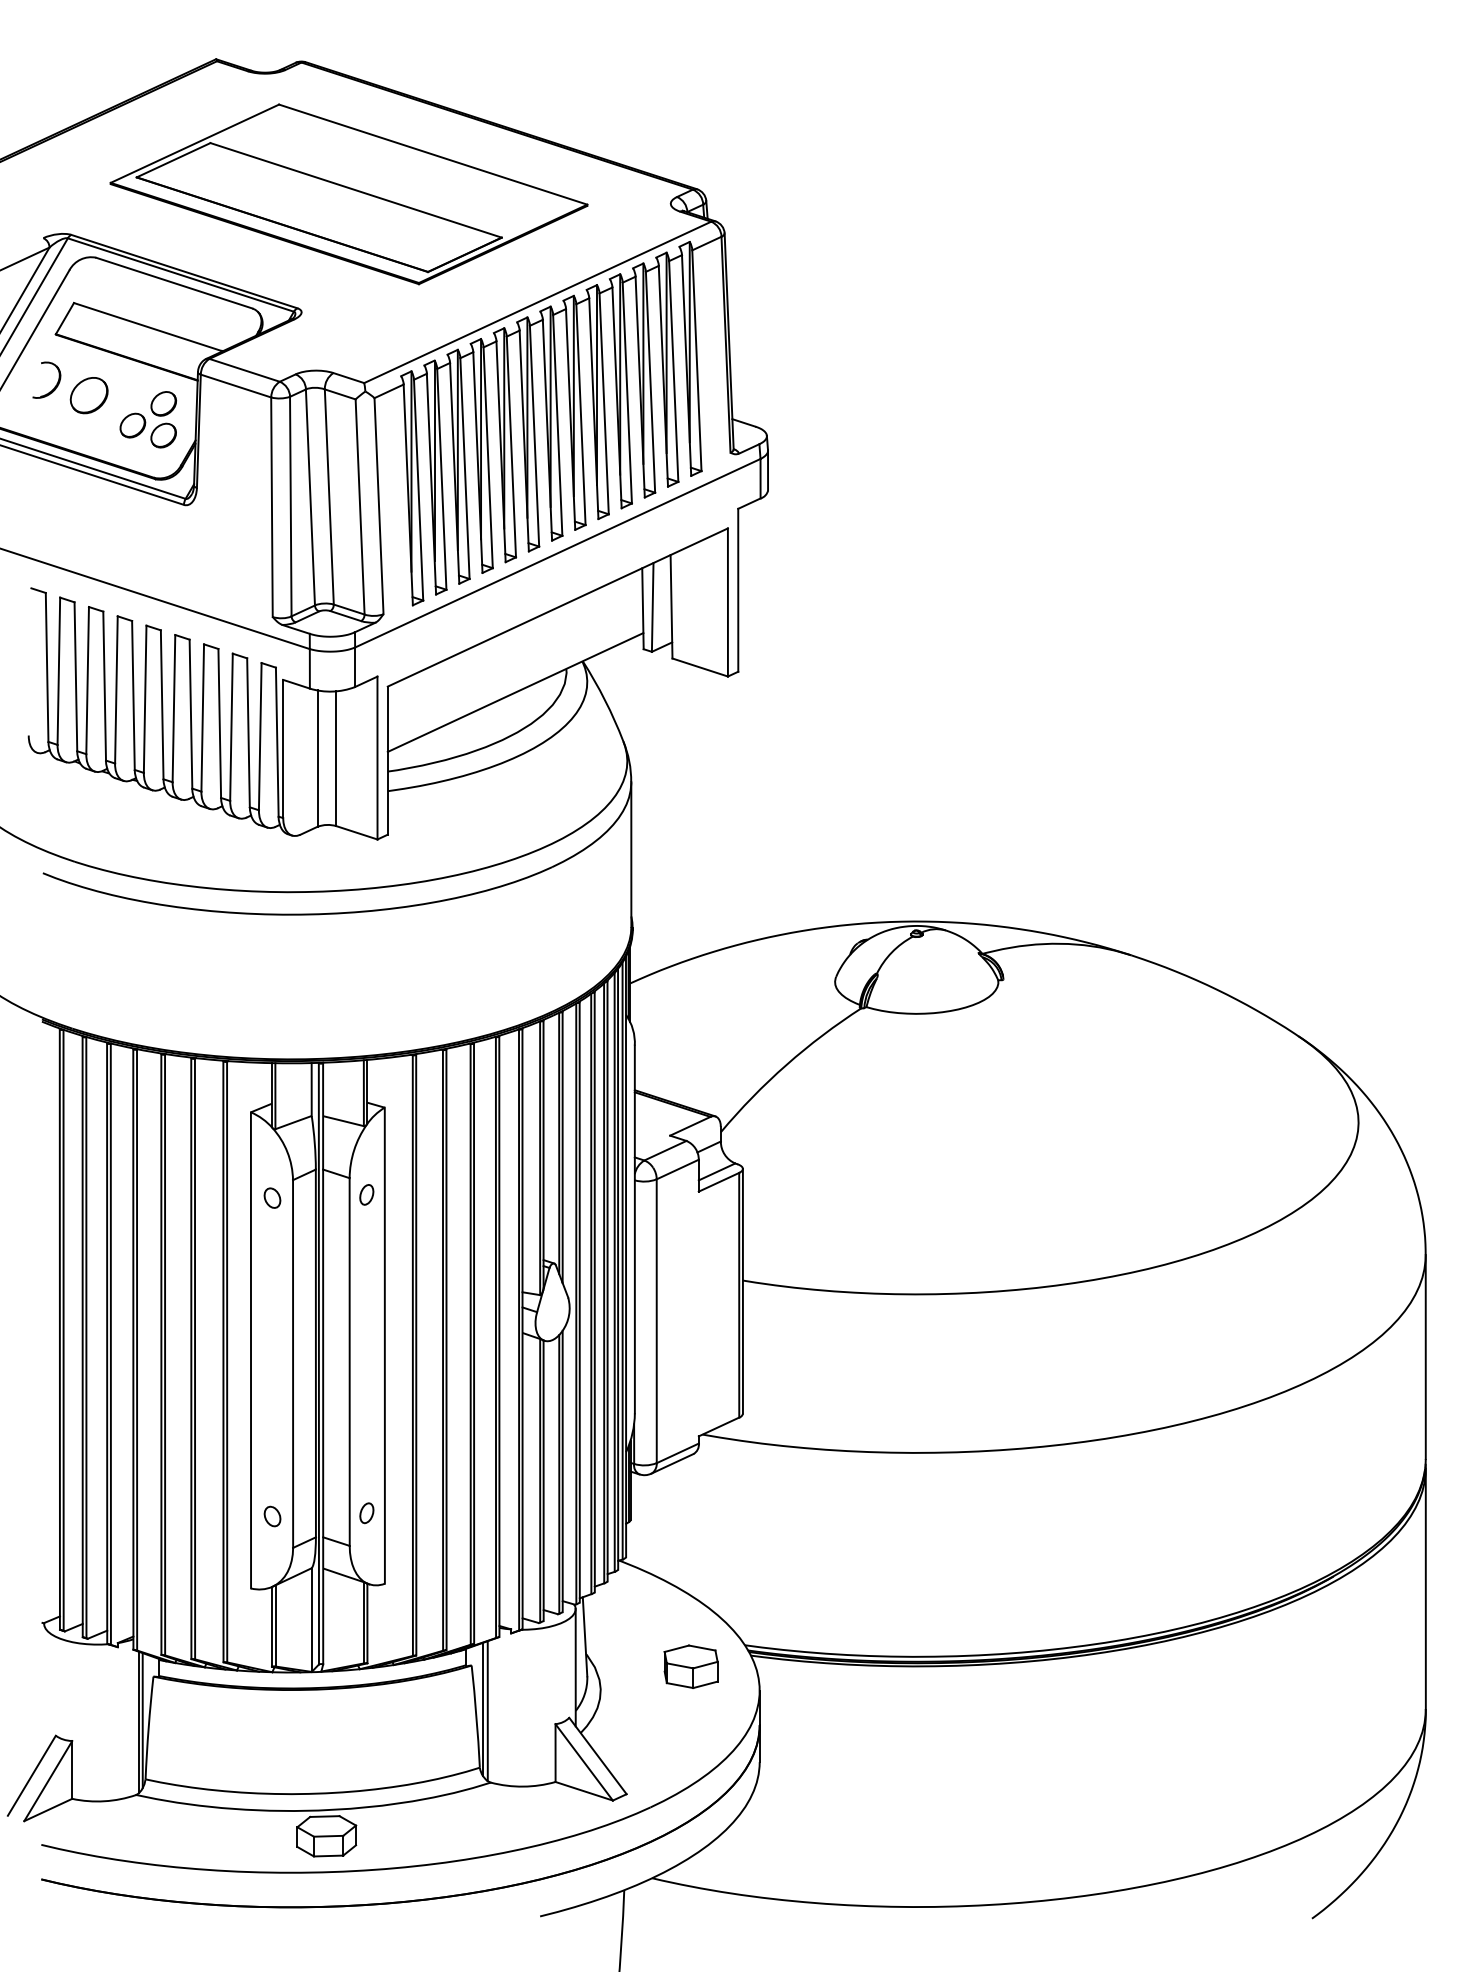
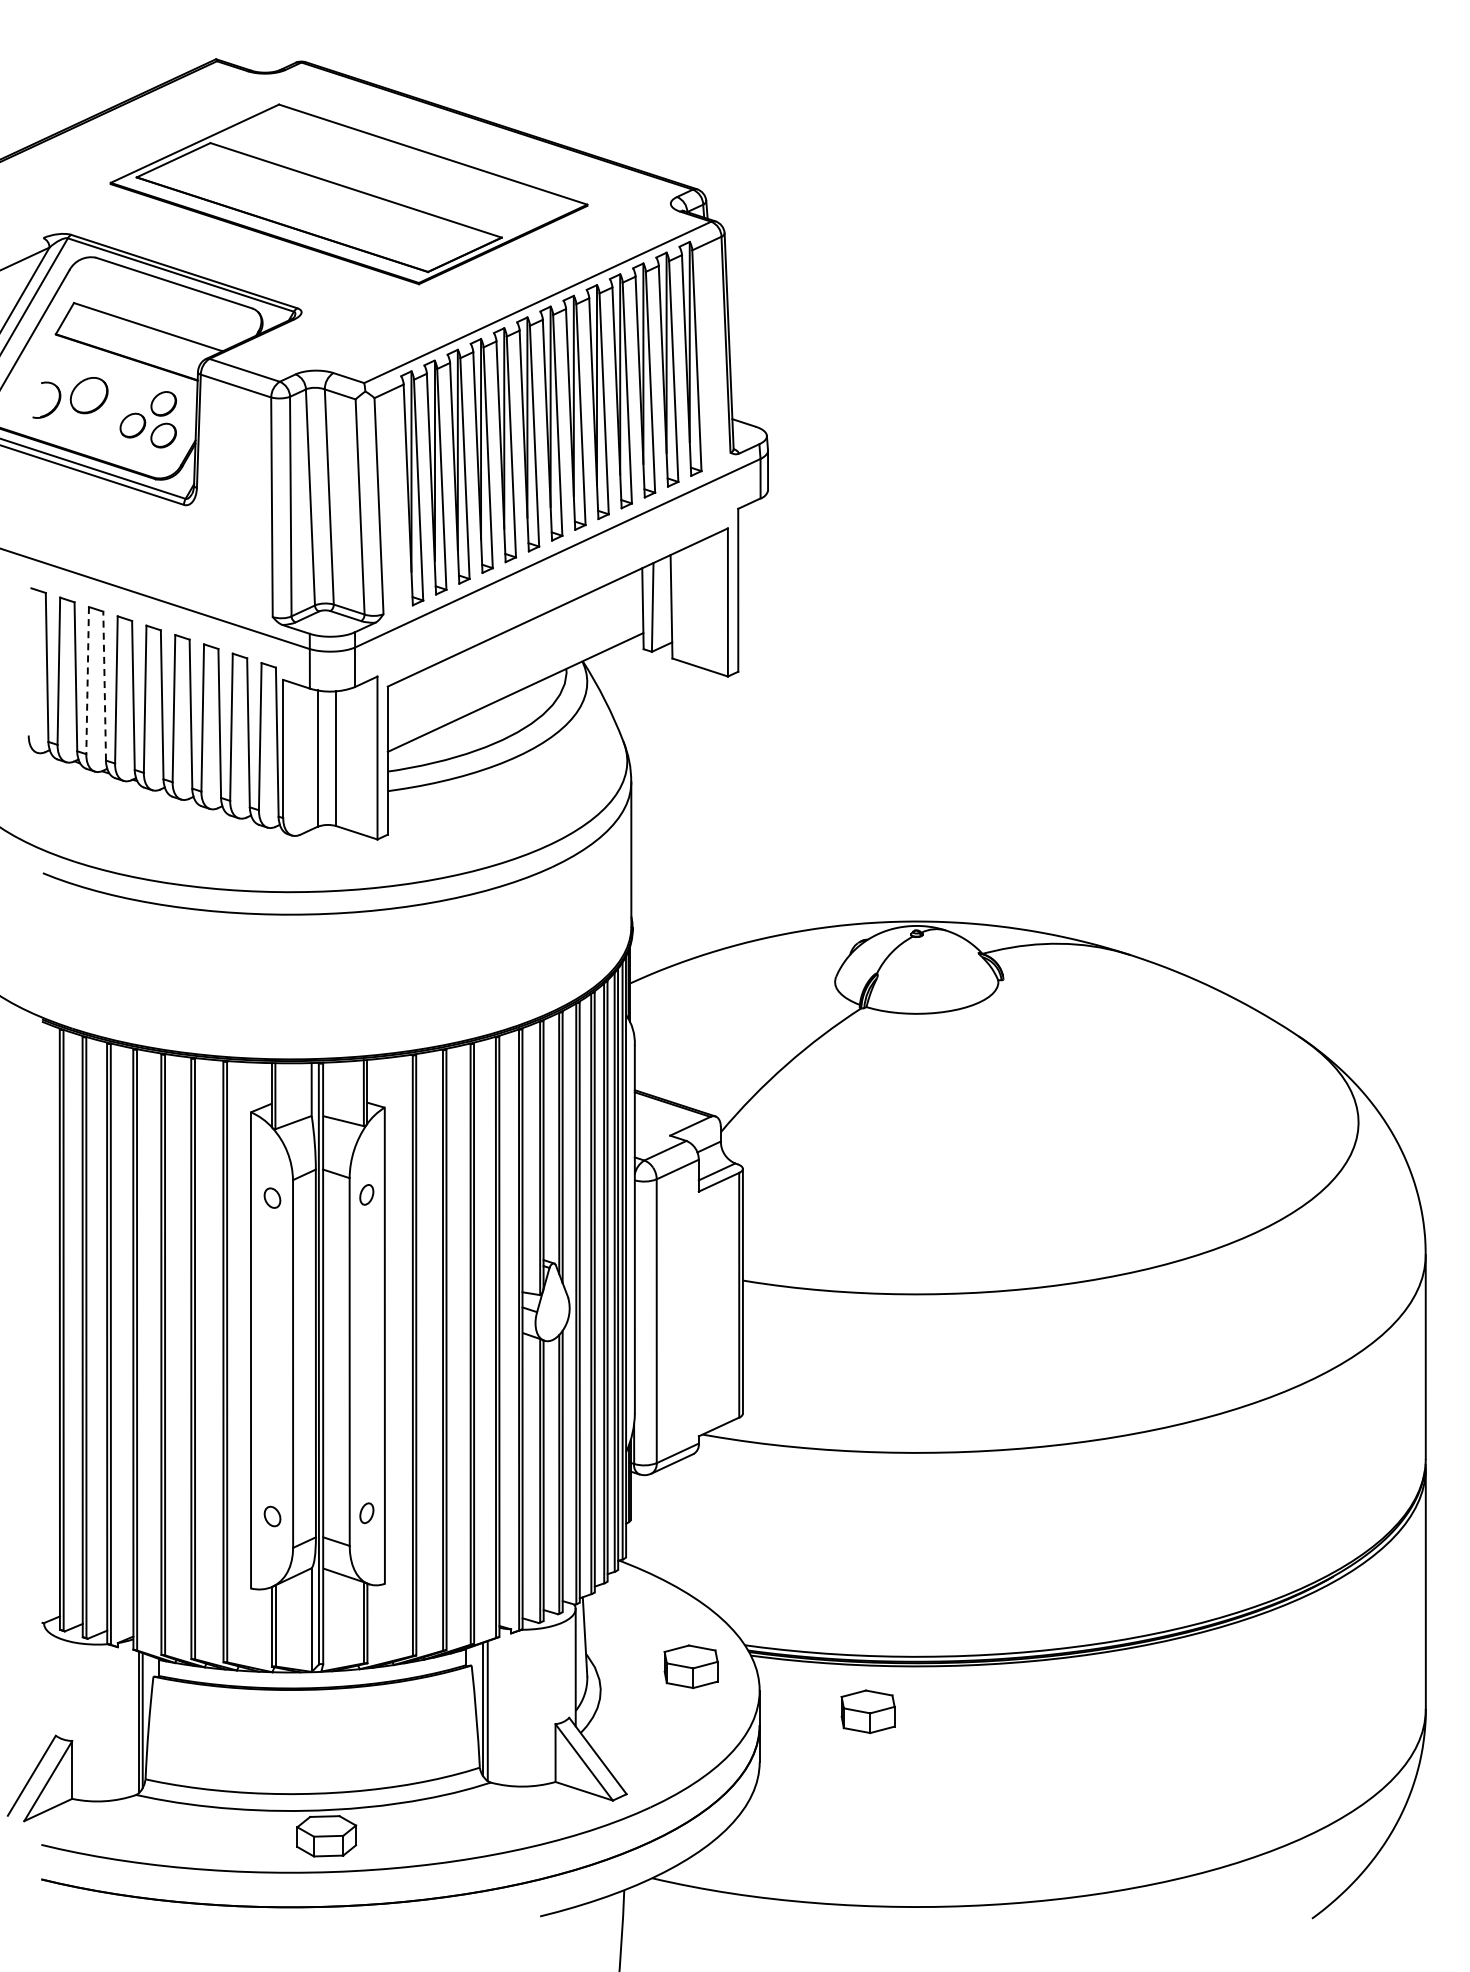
part position: (54, 386) -> (54, 406) (54, 406)
line: solid -> dashed (87, 680)
line: solid -> dashed (104, 685)
part: none -> present (867, 1711)
